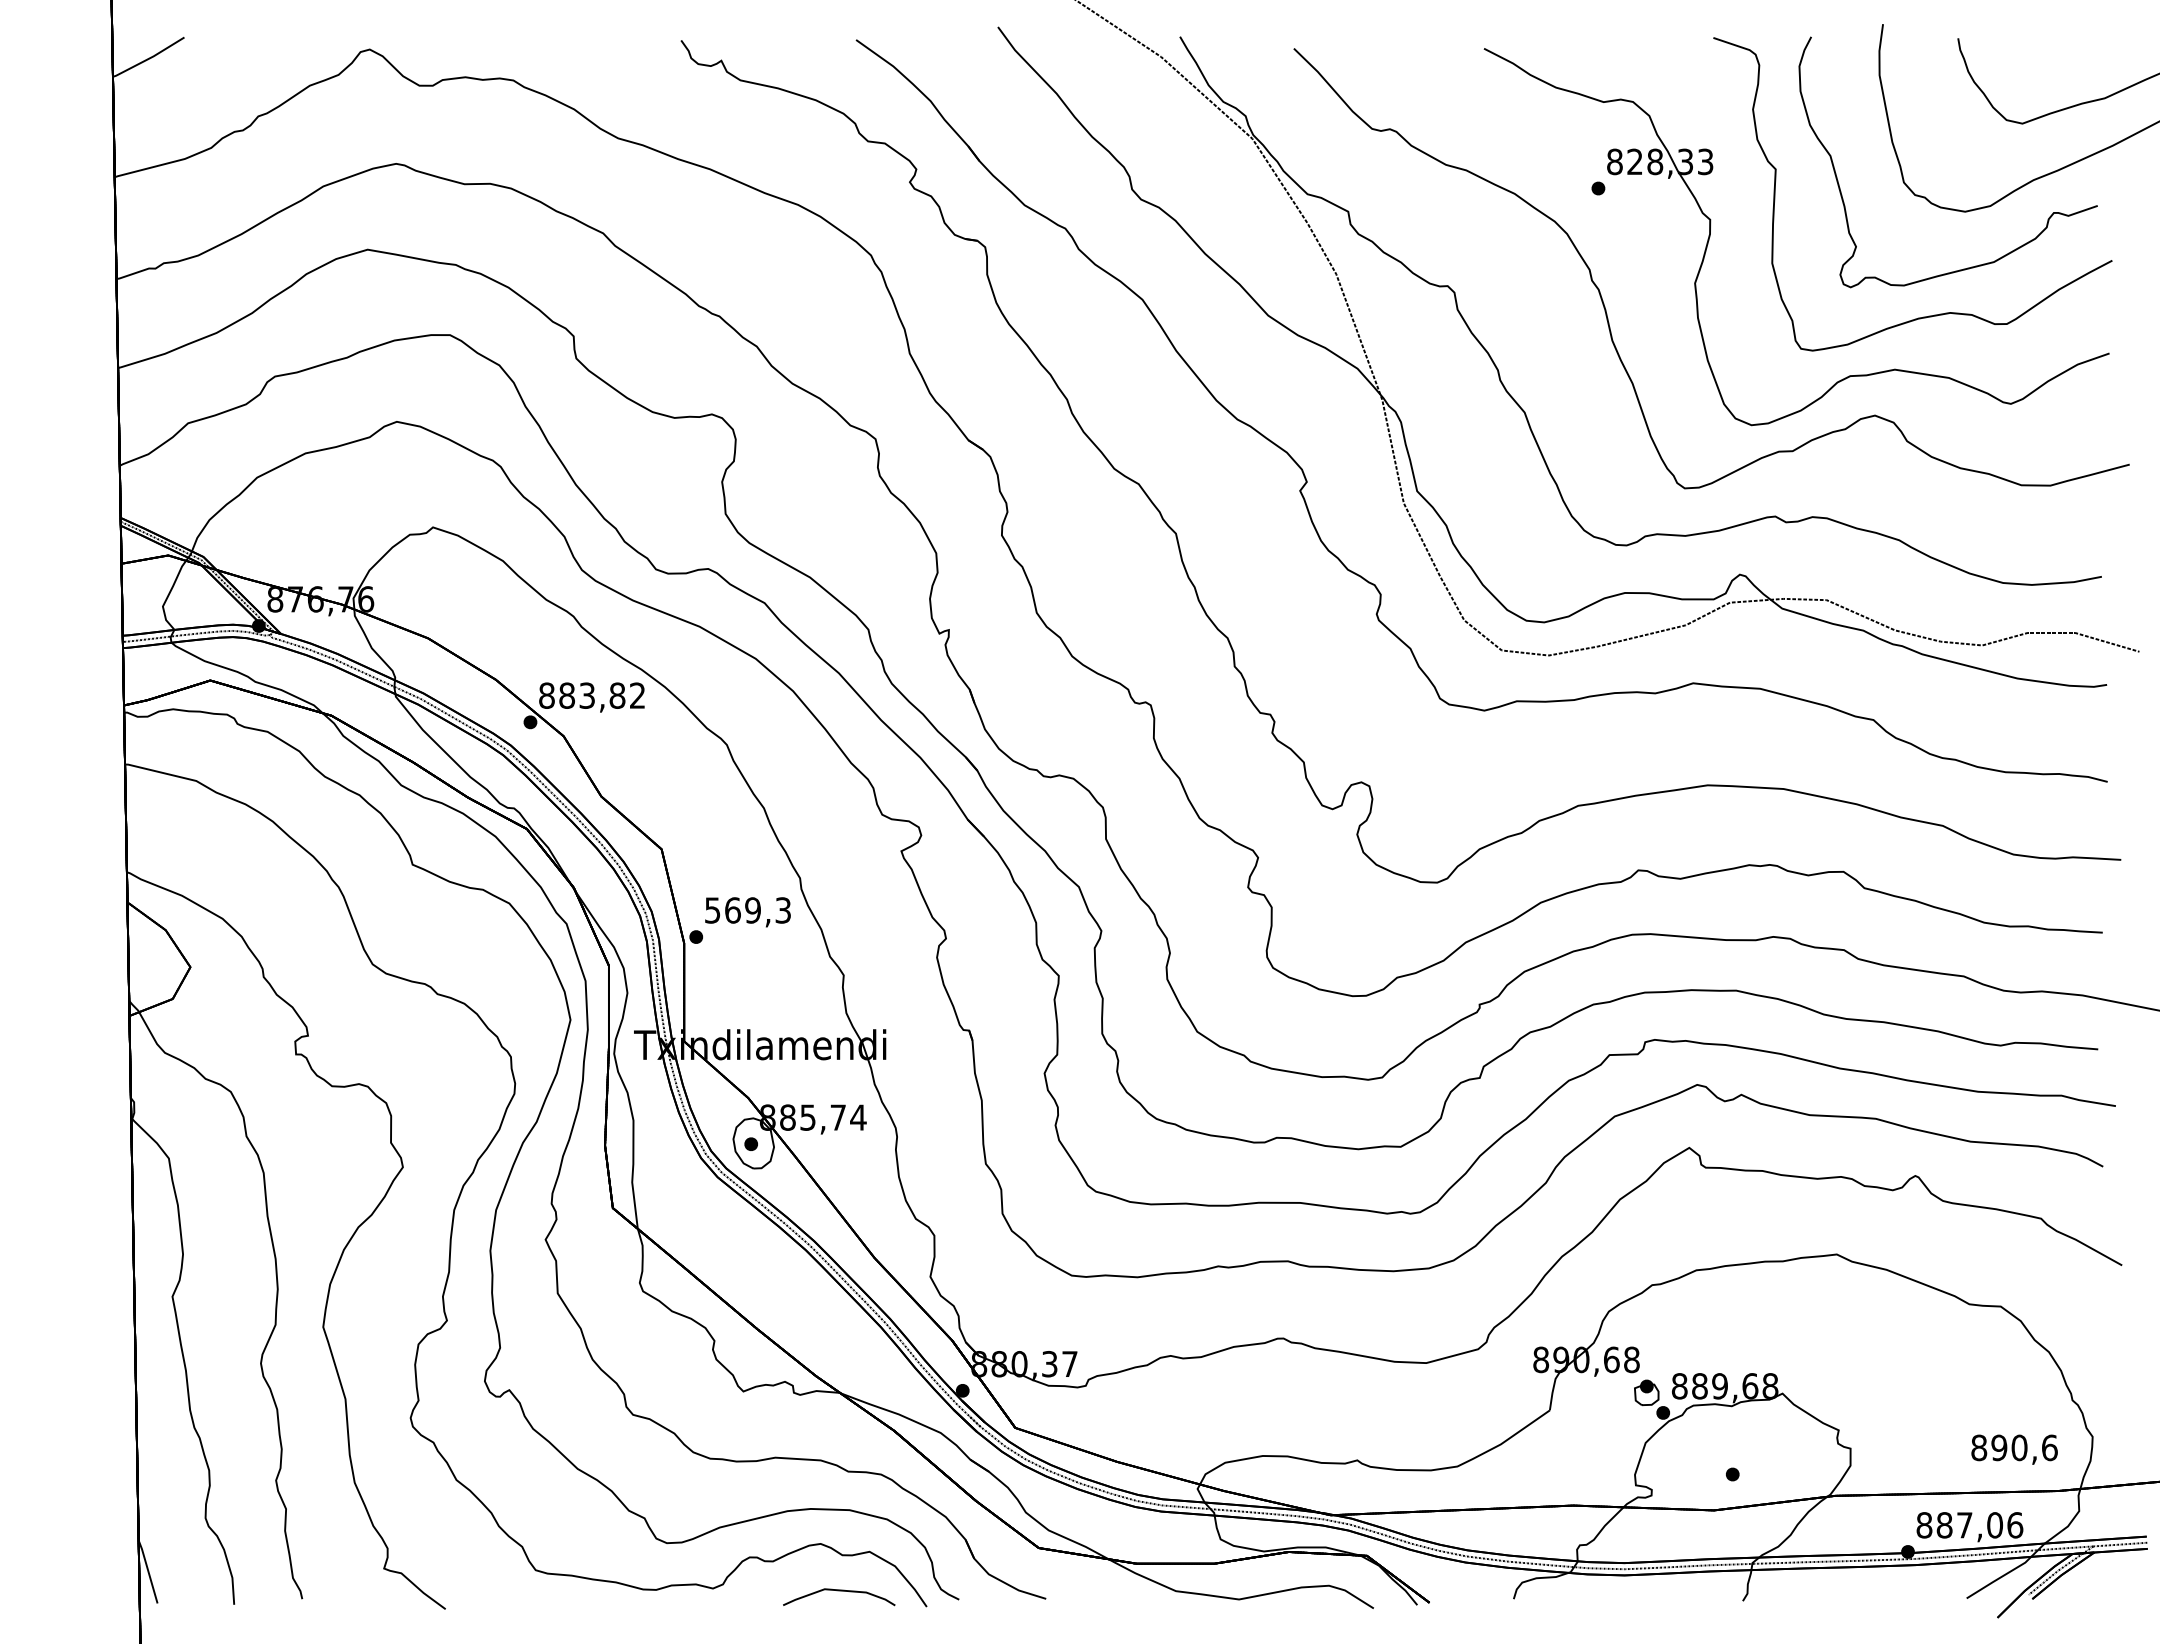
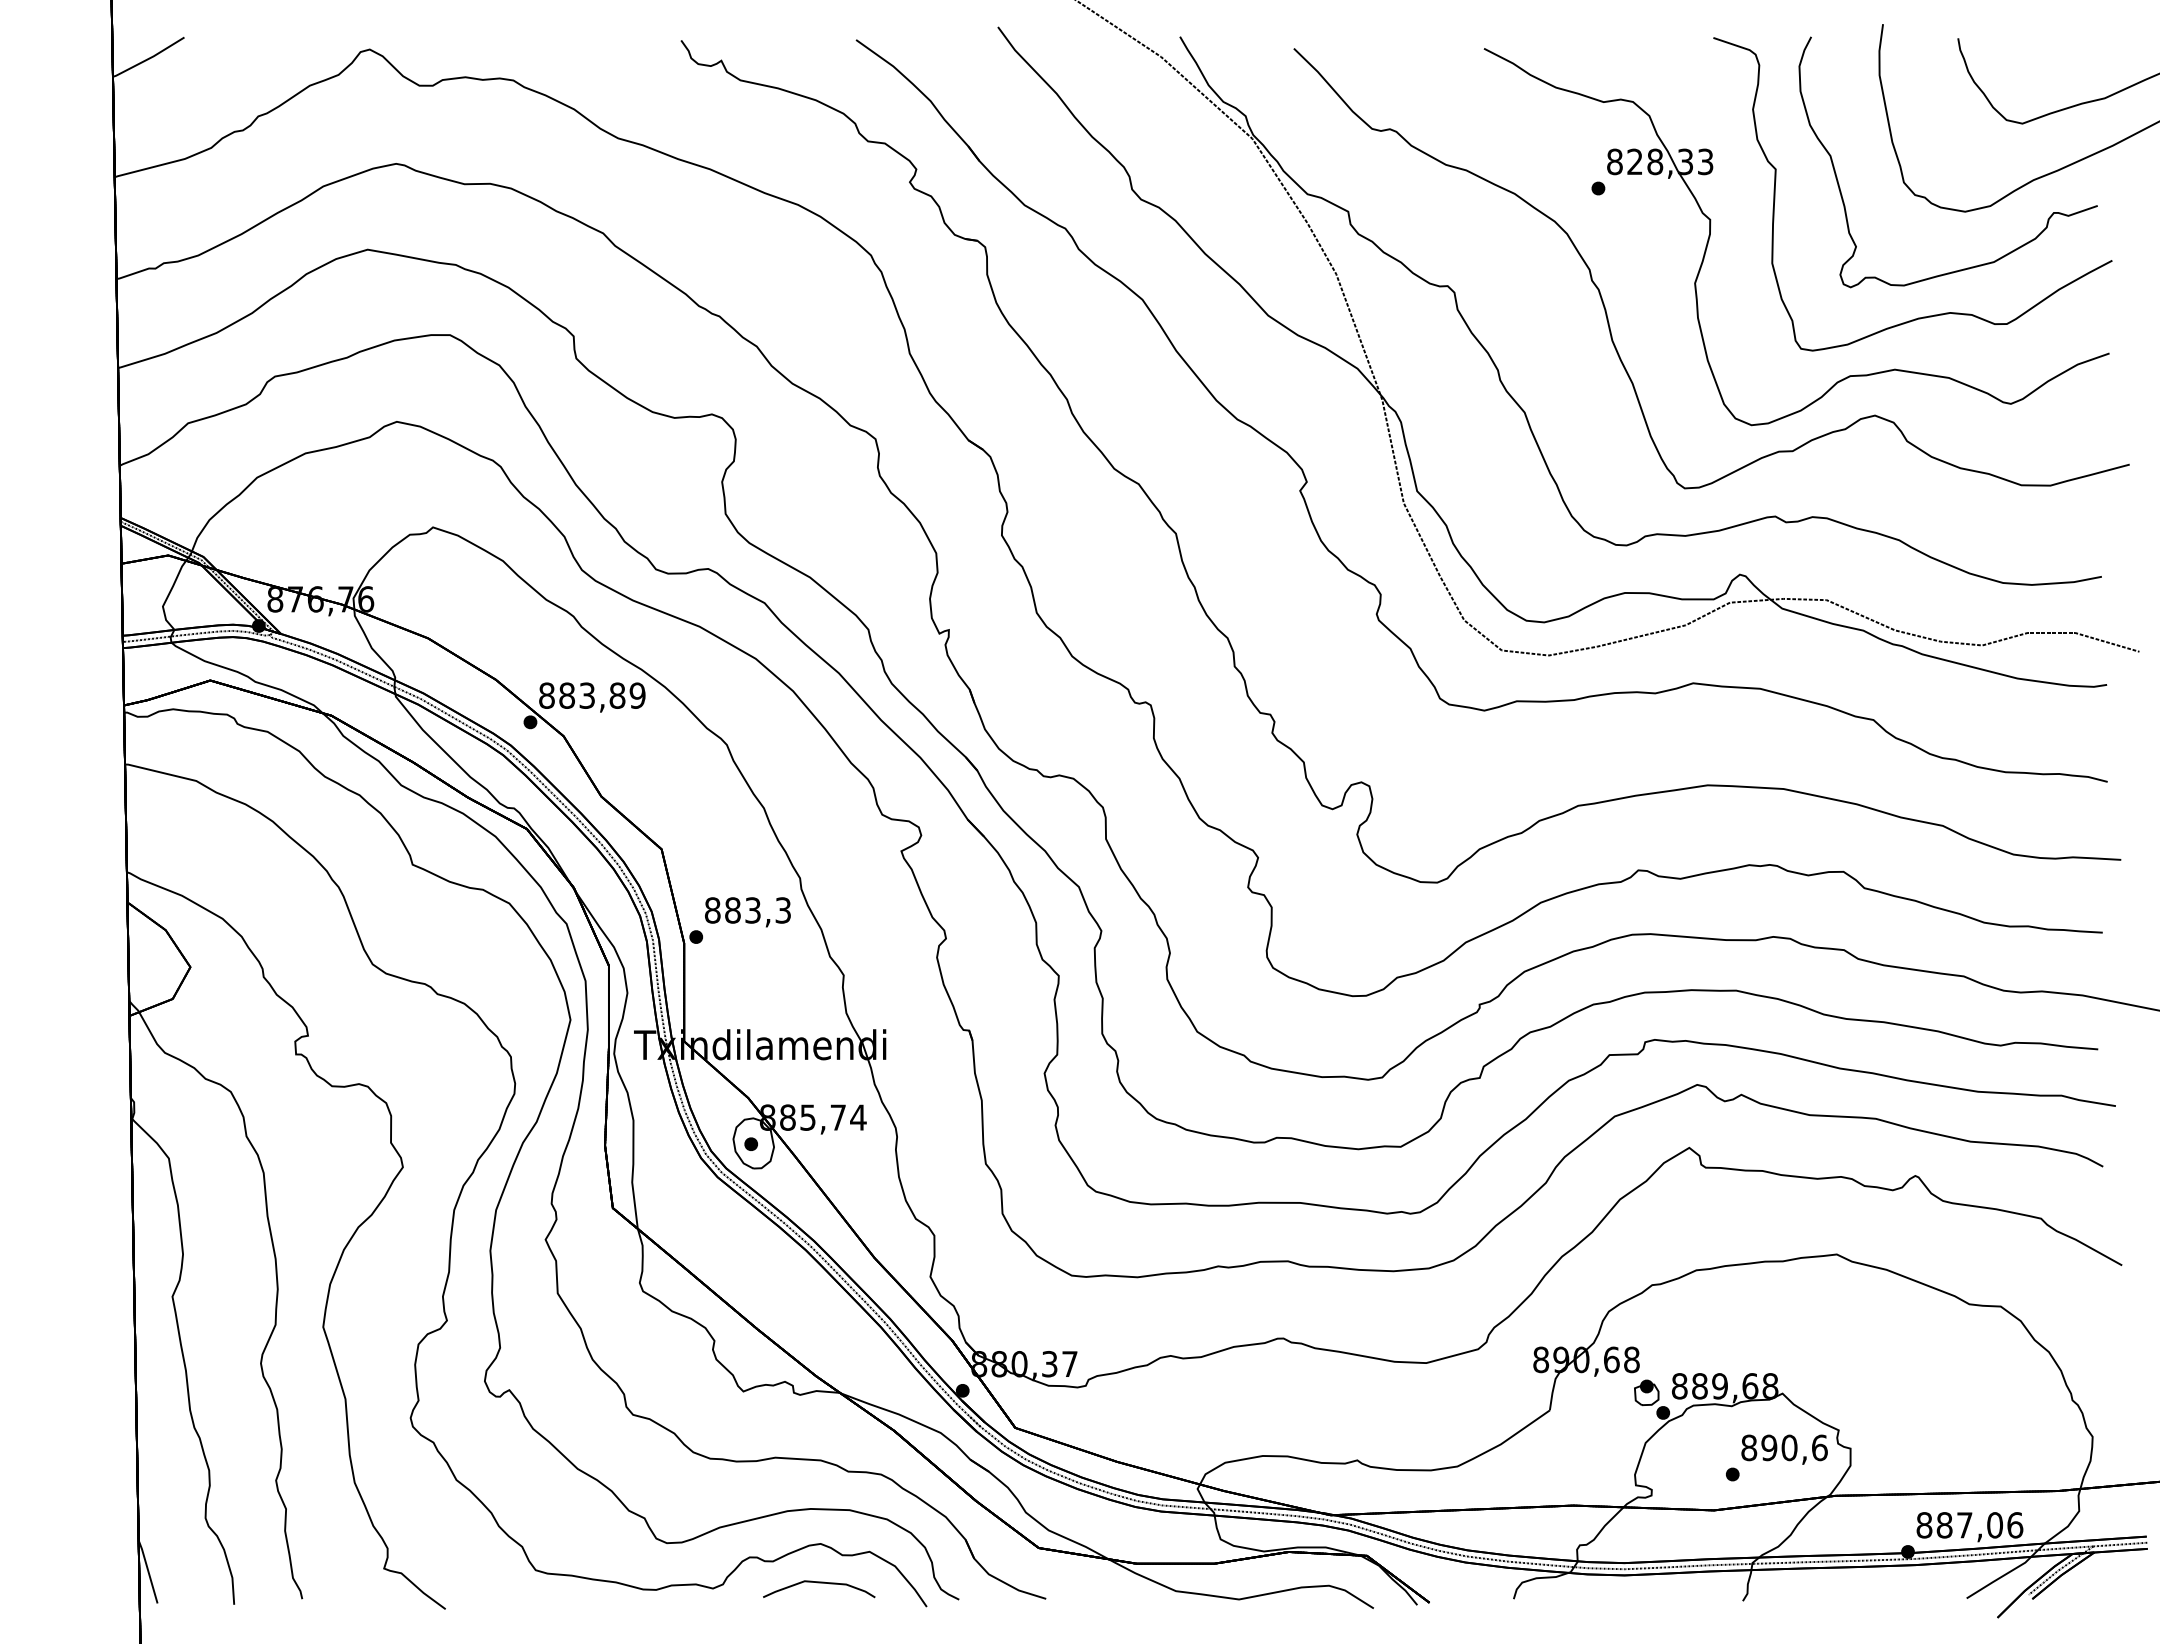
text: 883,82 -> 883,89 (637, 695)
text: 569,3 -> 883,3 (732, 910)
text position: (2014, 1449) -> (1784, 1449) (1784, 1449)
curve position: (839, 1591) -> (819, 1583) (819, 1583)
